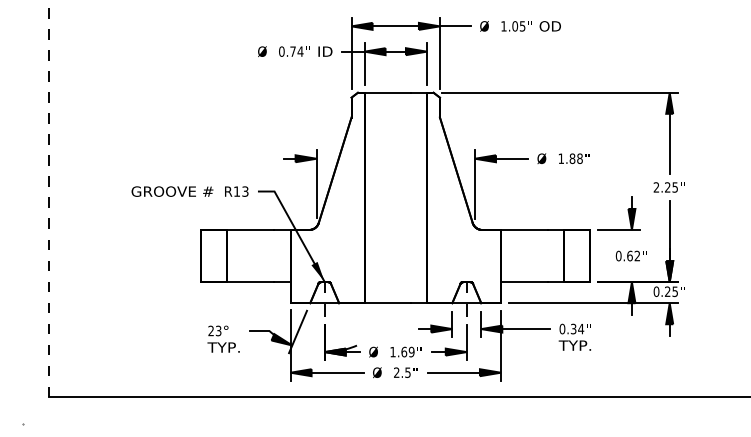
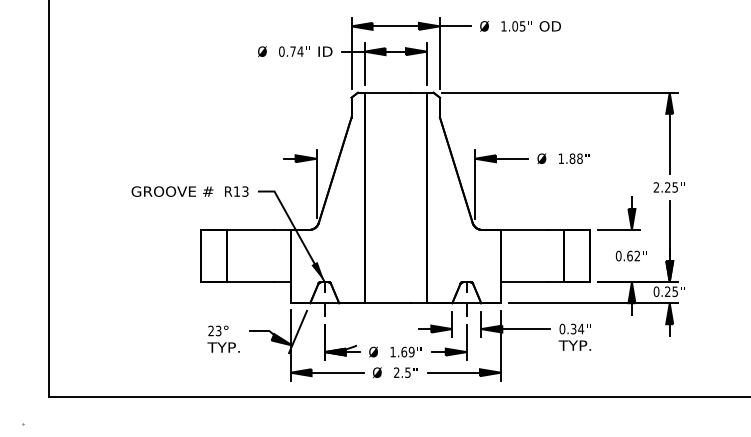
line: dashed -> solid (48, 198)
